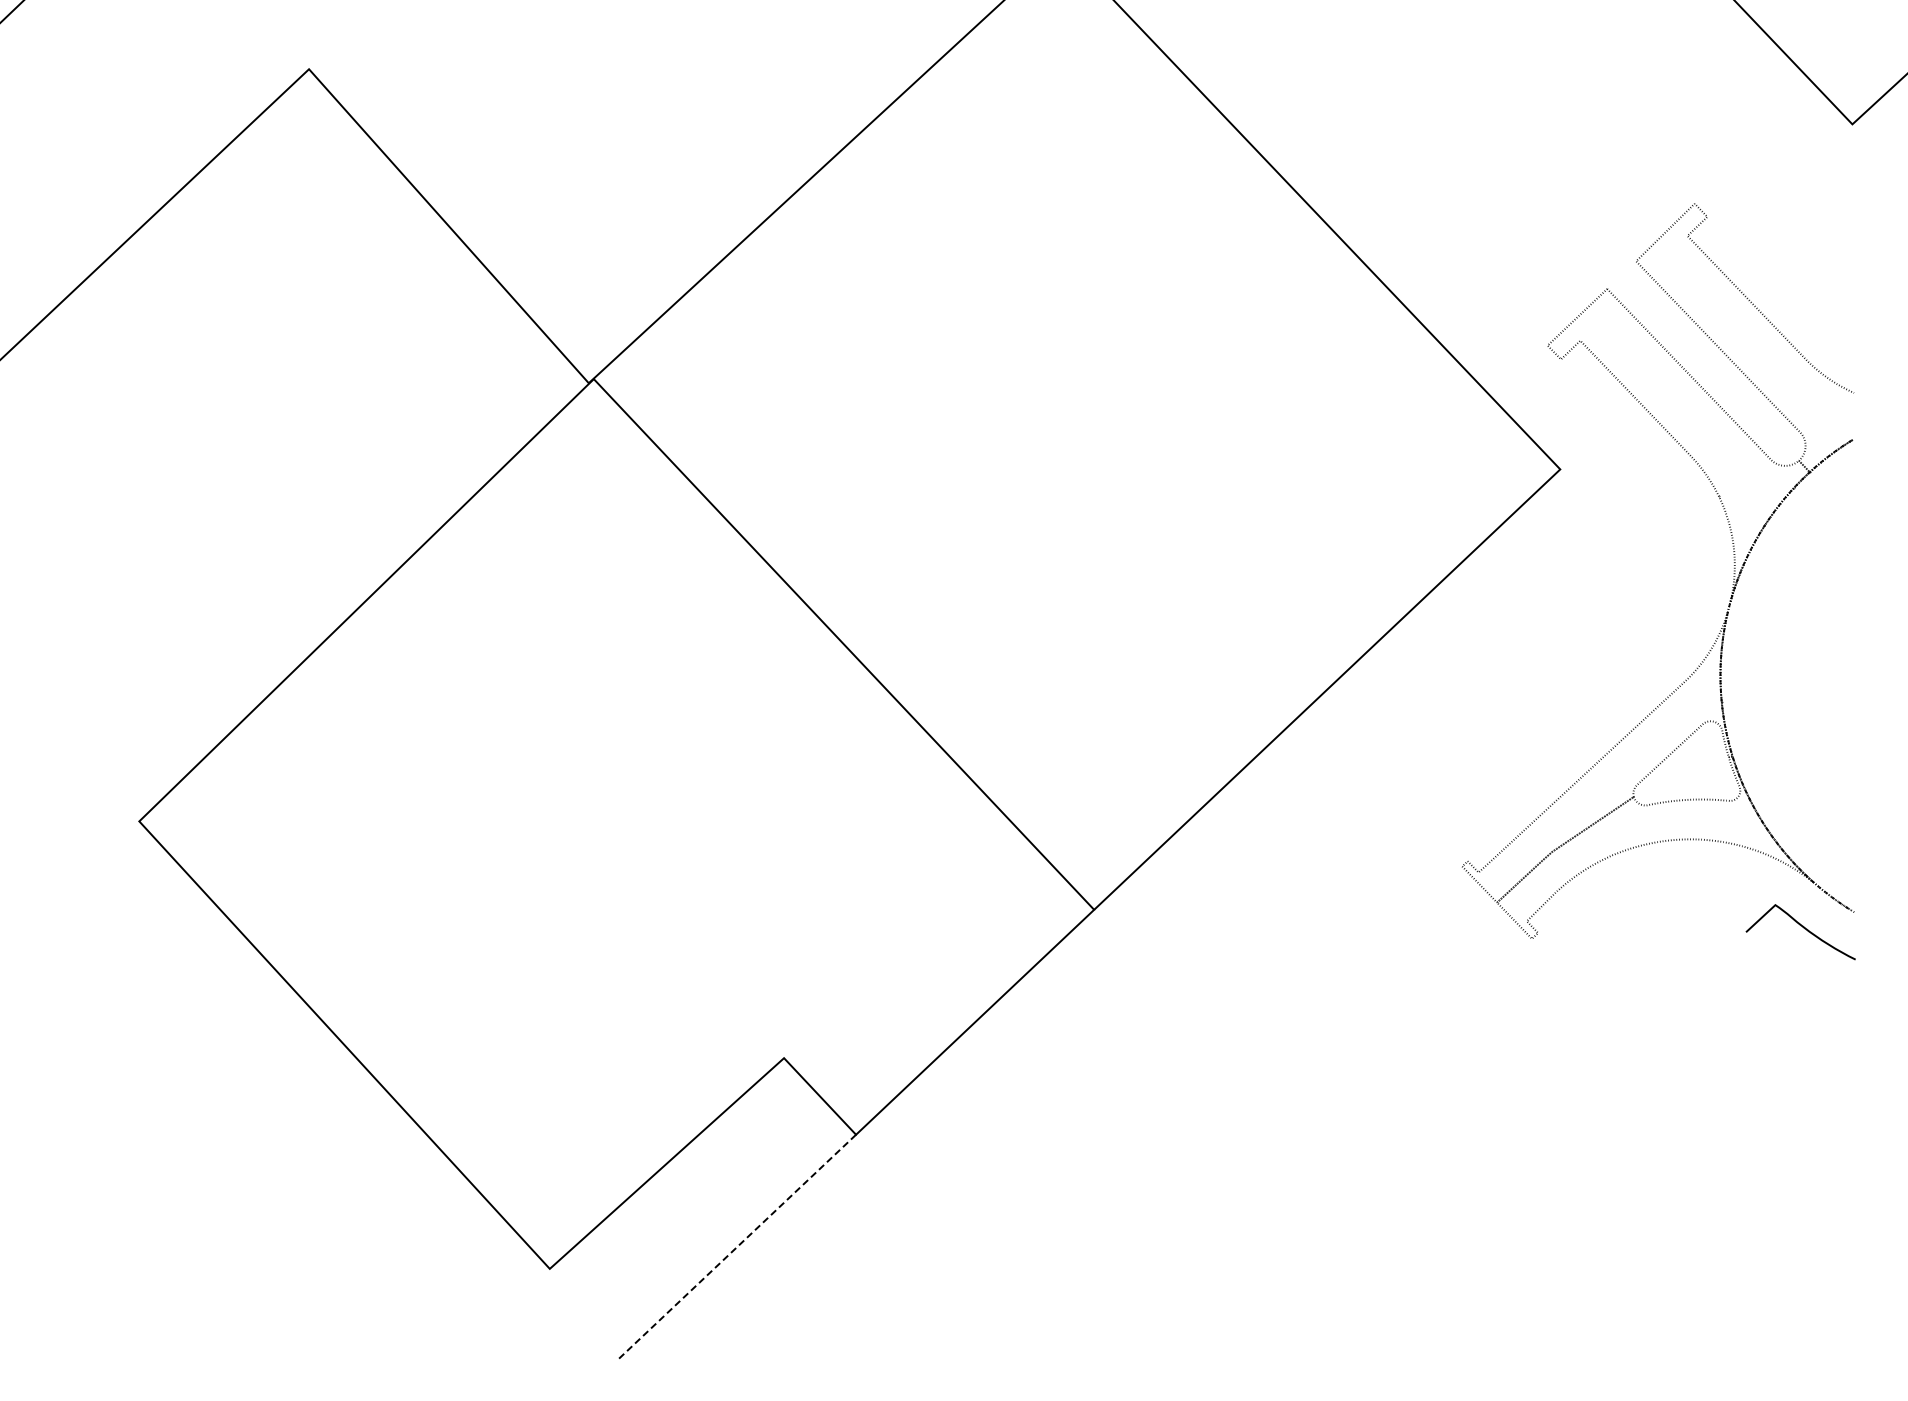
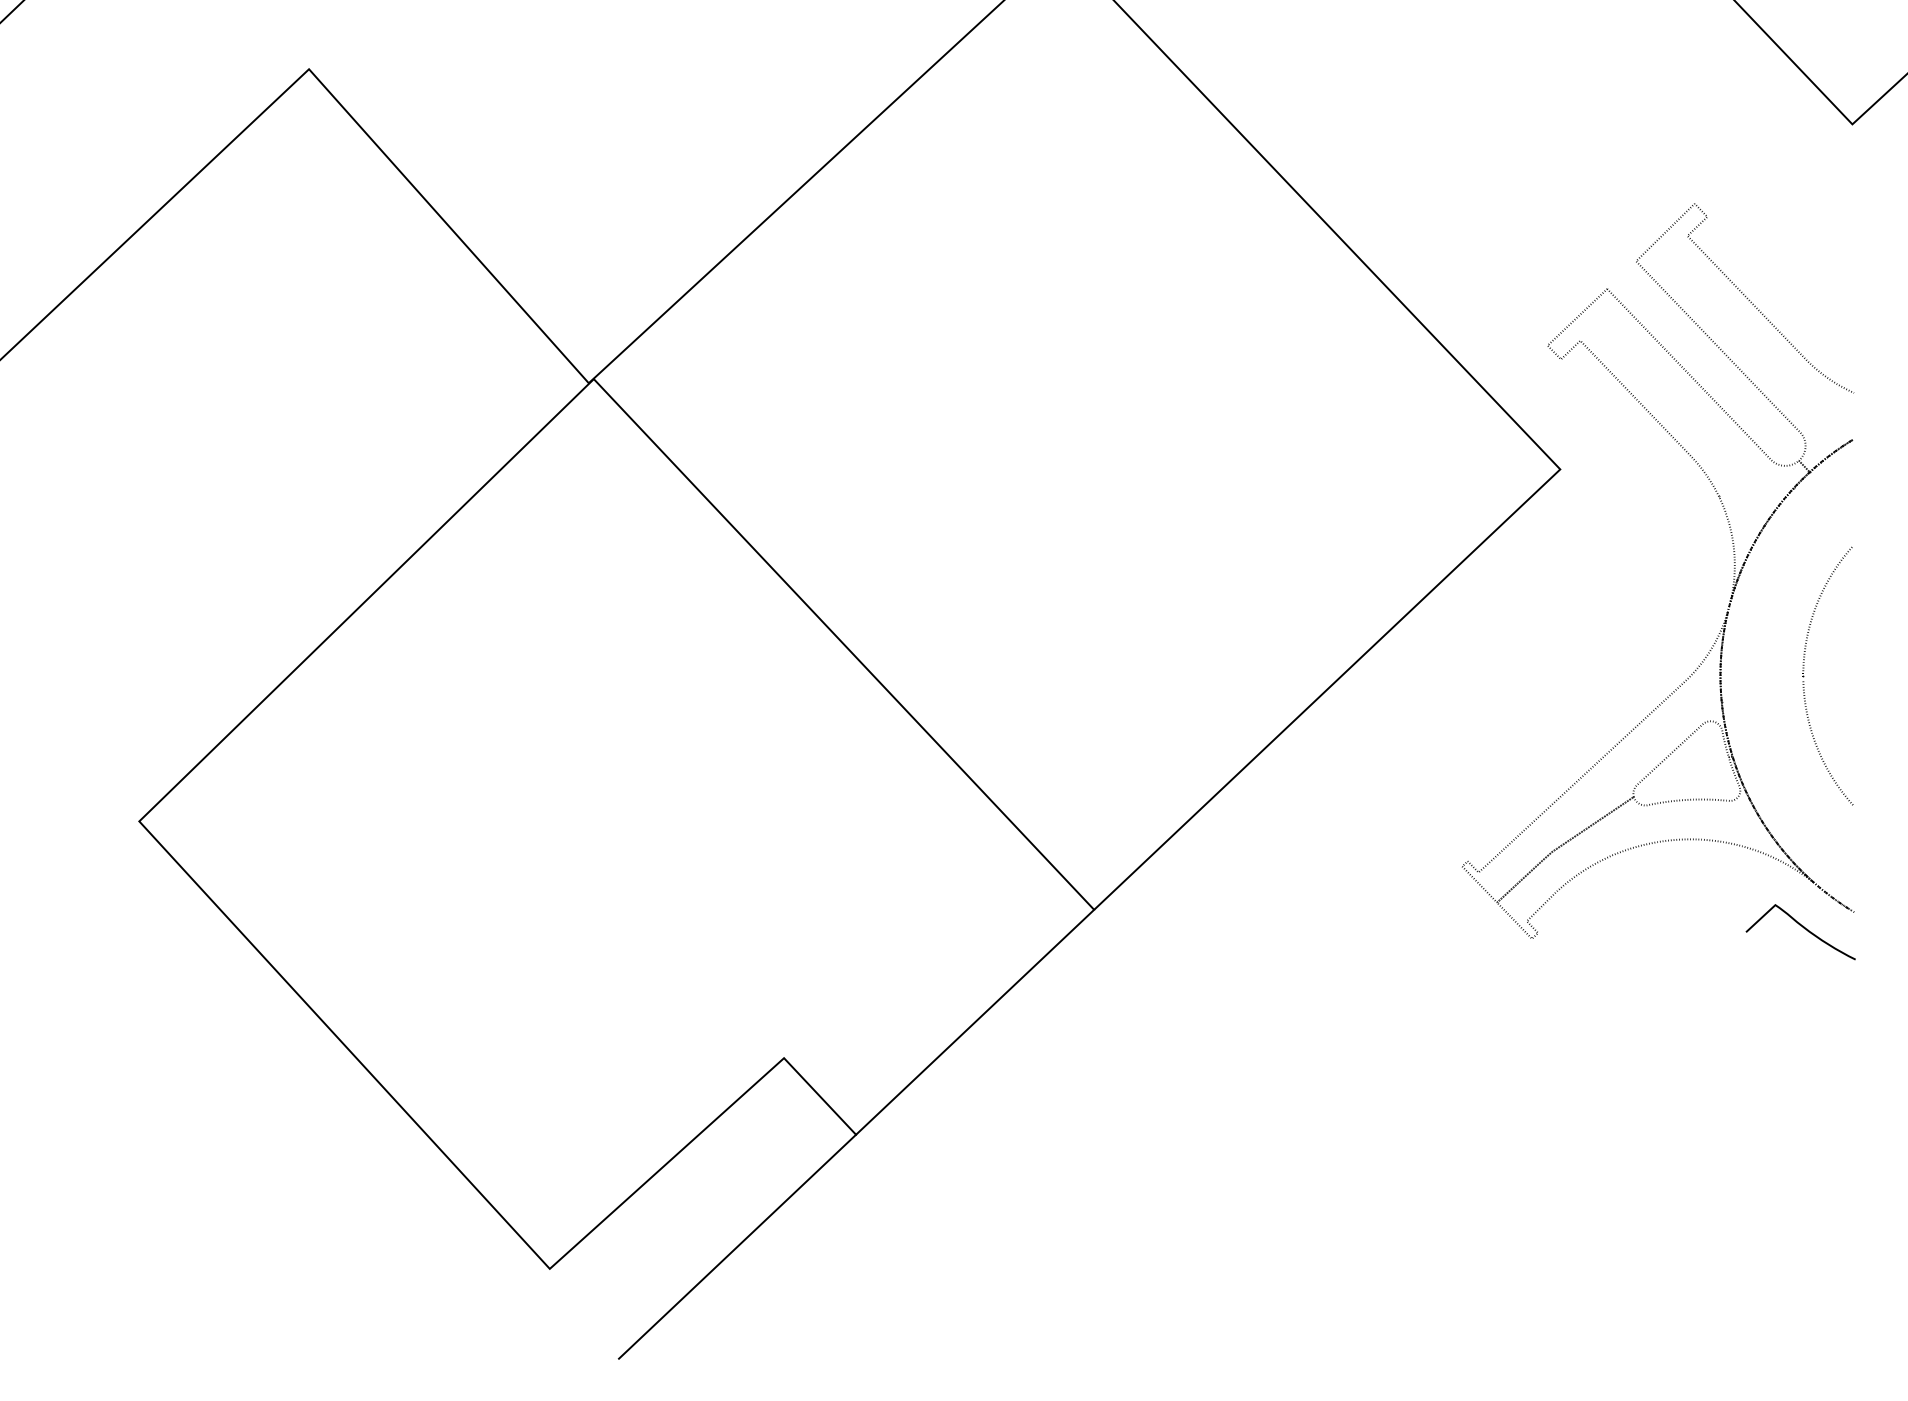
curve: none -> present (1804, 676)
line: dashed -> solid (737, 1247)
